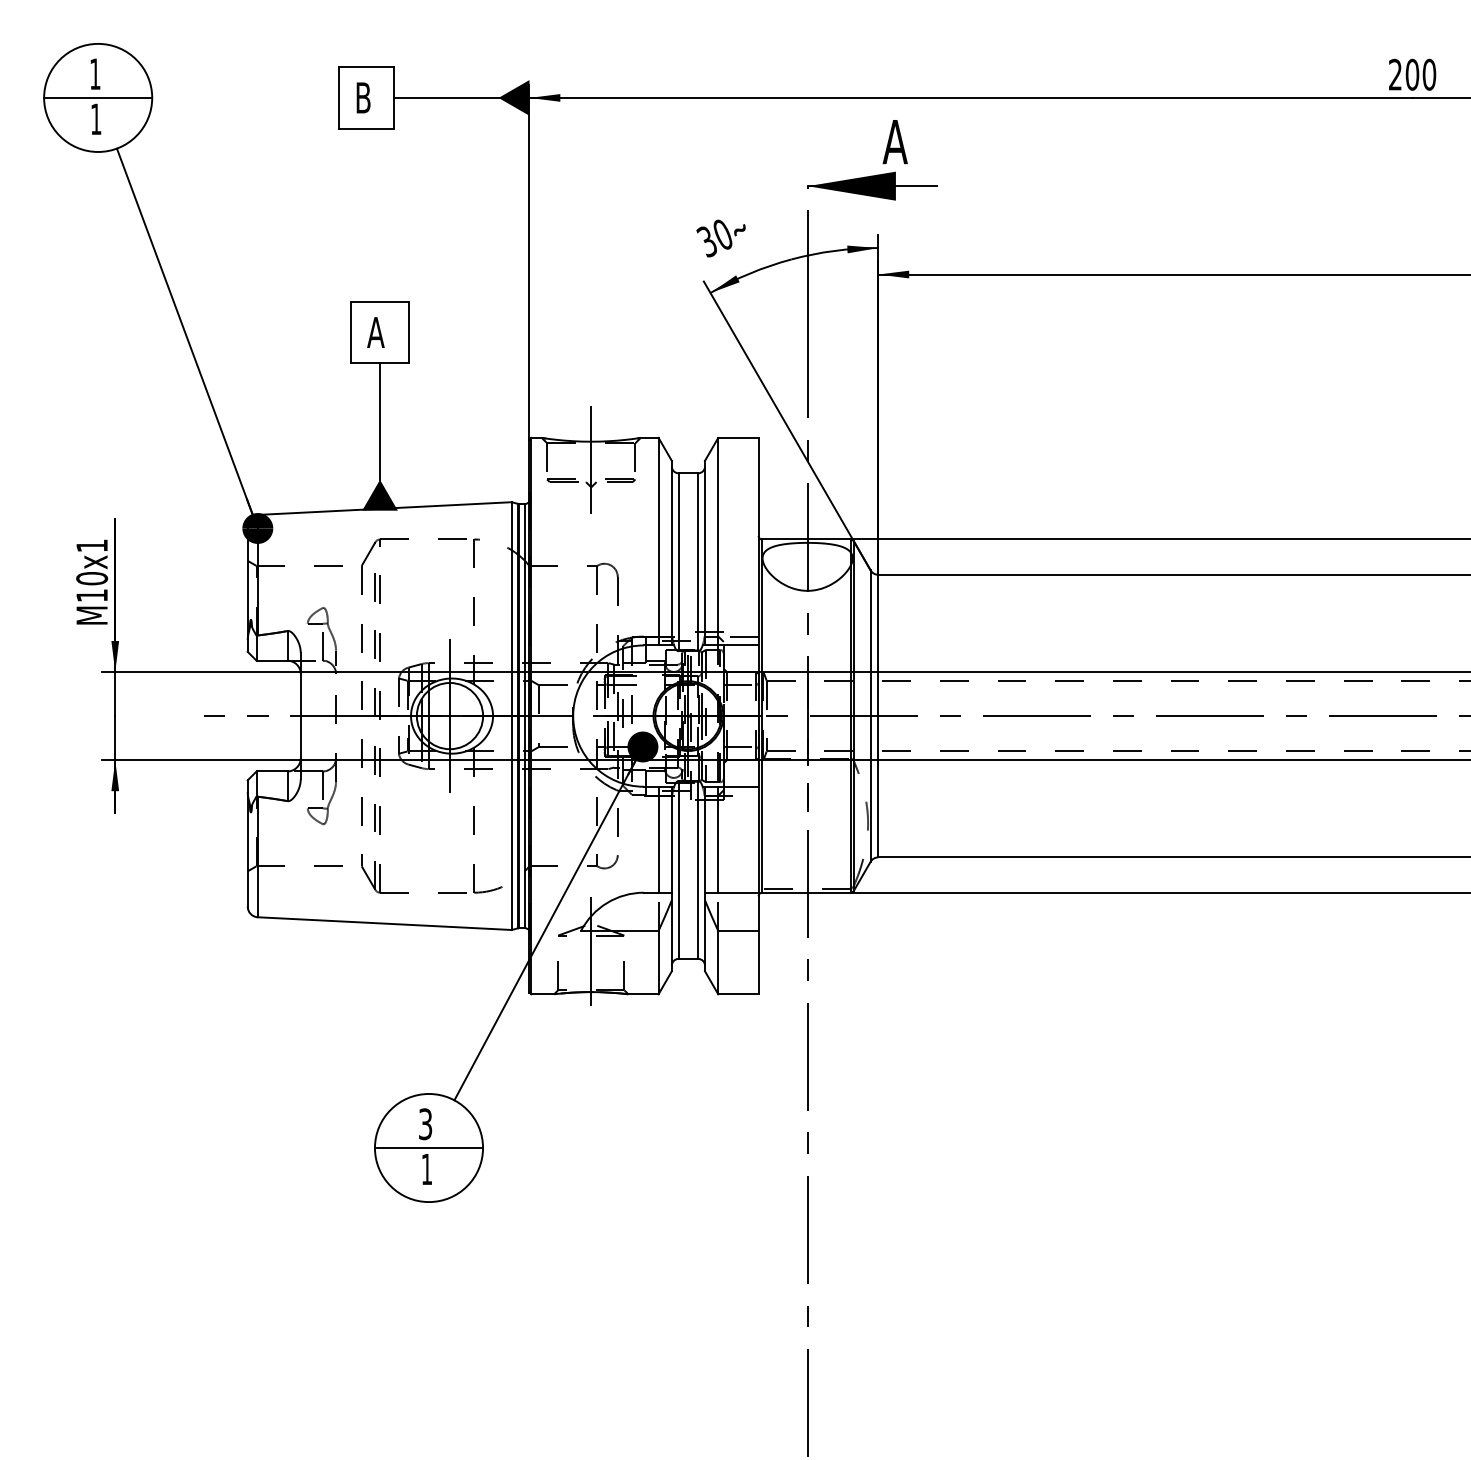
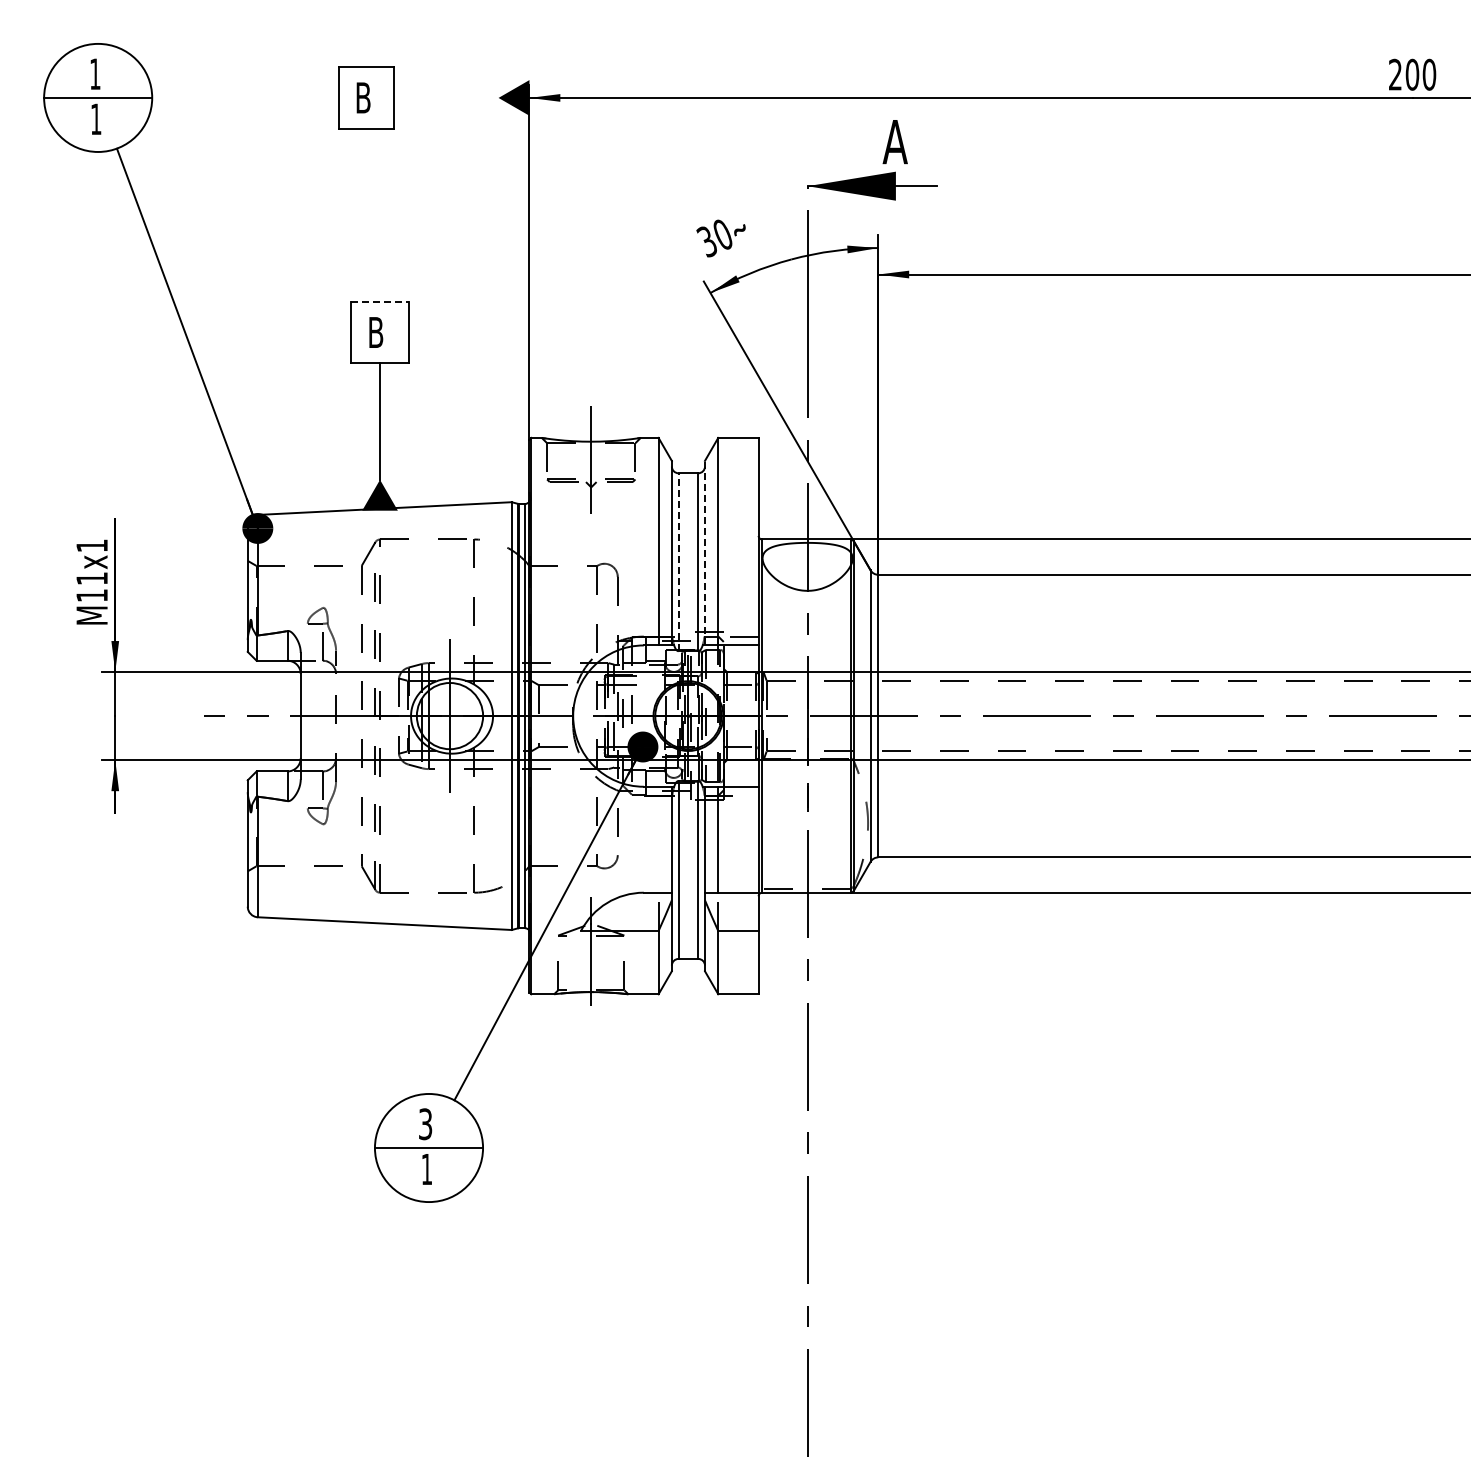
line: present -> none (445, 97)
line: solid -> dashed (380, 301)
text: A -> B (375, 332)
line: solid -> dashed (704, 552)
line: solid -> dashed (678, 562)
text: M10x1 -> M11x1 (92, 578)
line: present -> none (658, 839)
